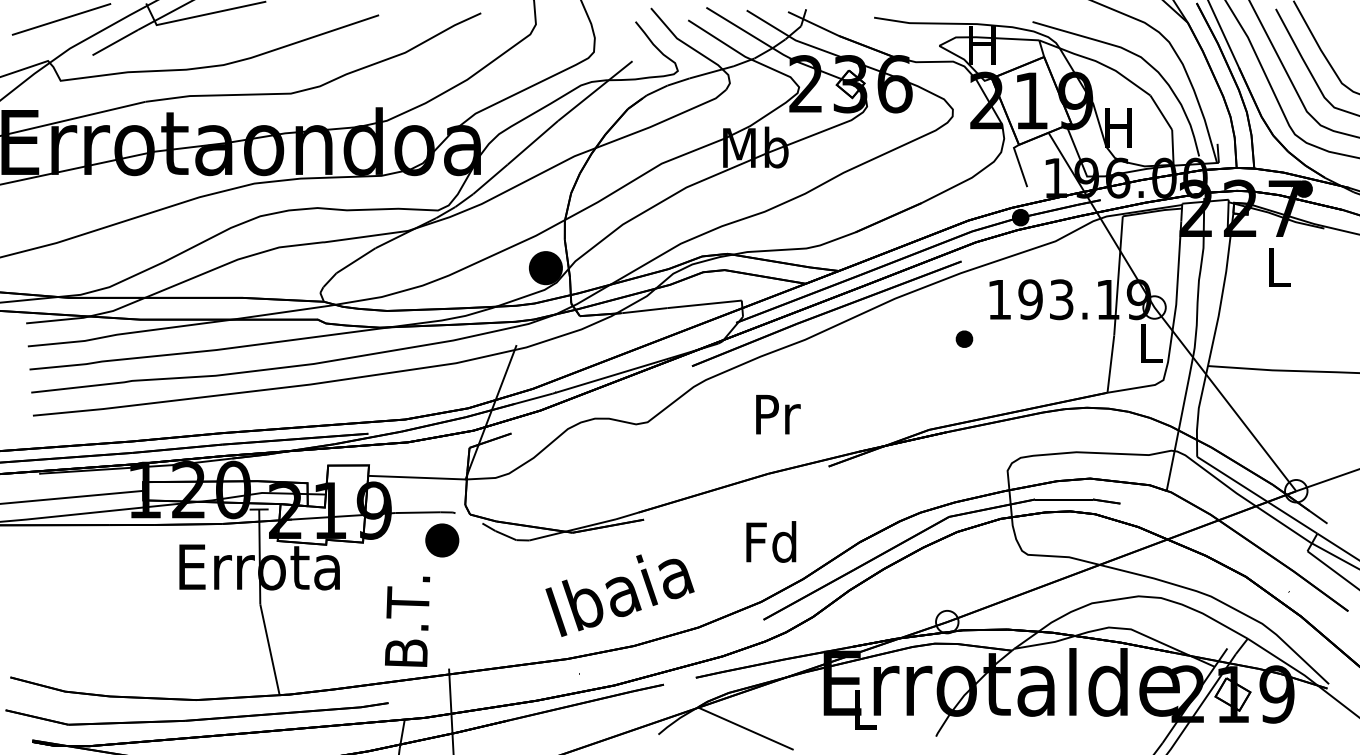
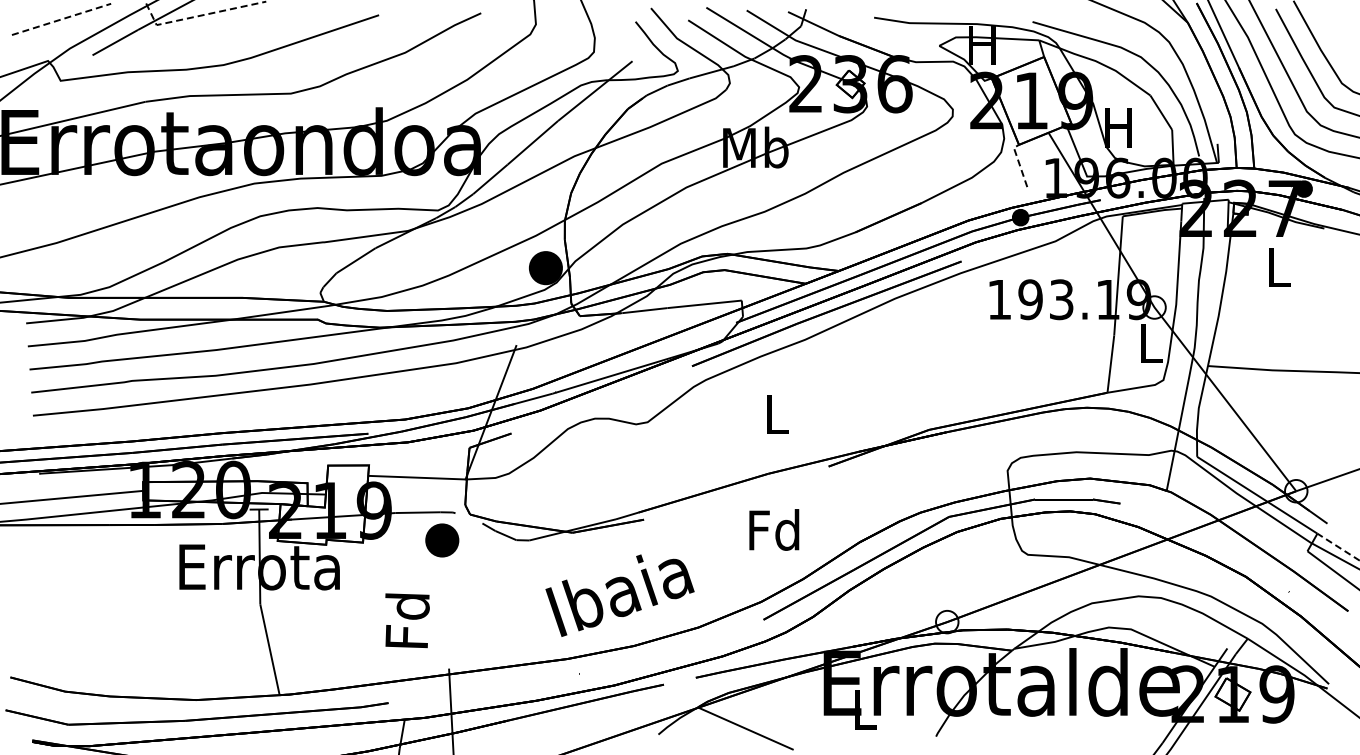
line: solid -> dashed (199, 15)
line: solid -> dashed (61, 19)
line: solid -> dashed (1019, 163)
part: present -> none (964, 338)
text: Pr -> L (778, 414)
text position: (771, 541) -> (774, 529) (774, 529)
line: solid -> dashed (1338, 547)
text: B.T. -> Fd (407, 621)
